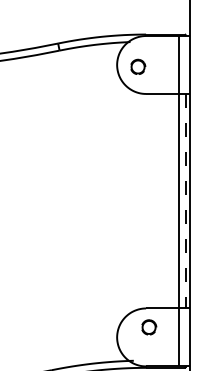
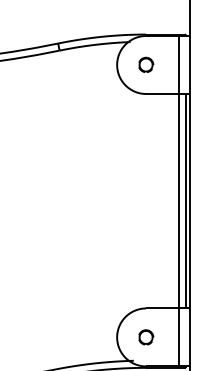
part position: (138, 66) -> (146, 64) (146, 64)
line: dashed -> solid (185, 201)
part position: (149, 327) -> (146, 337) (146, 337)
